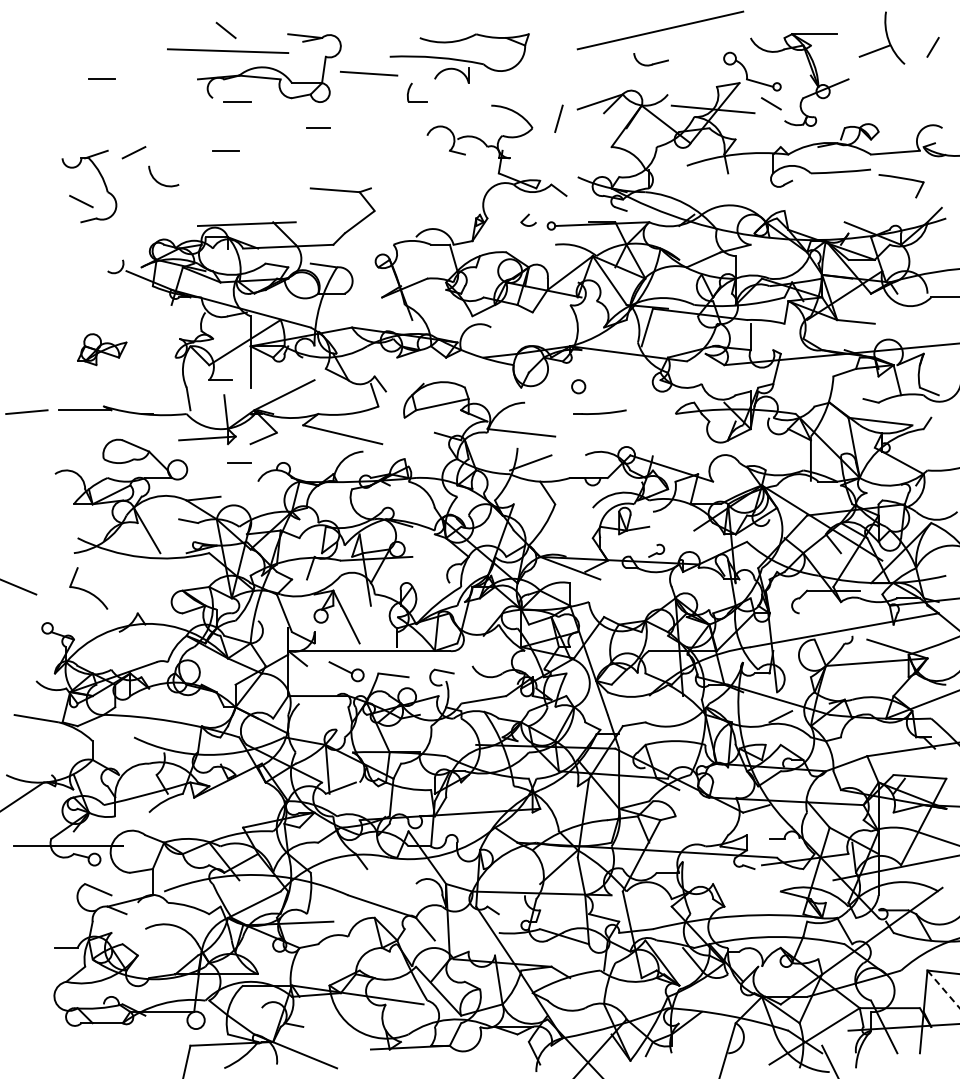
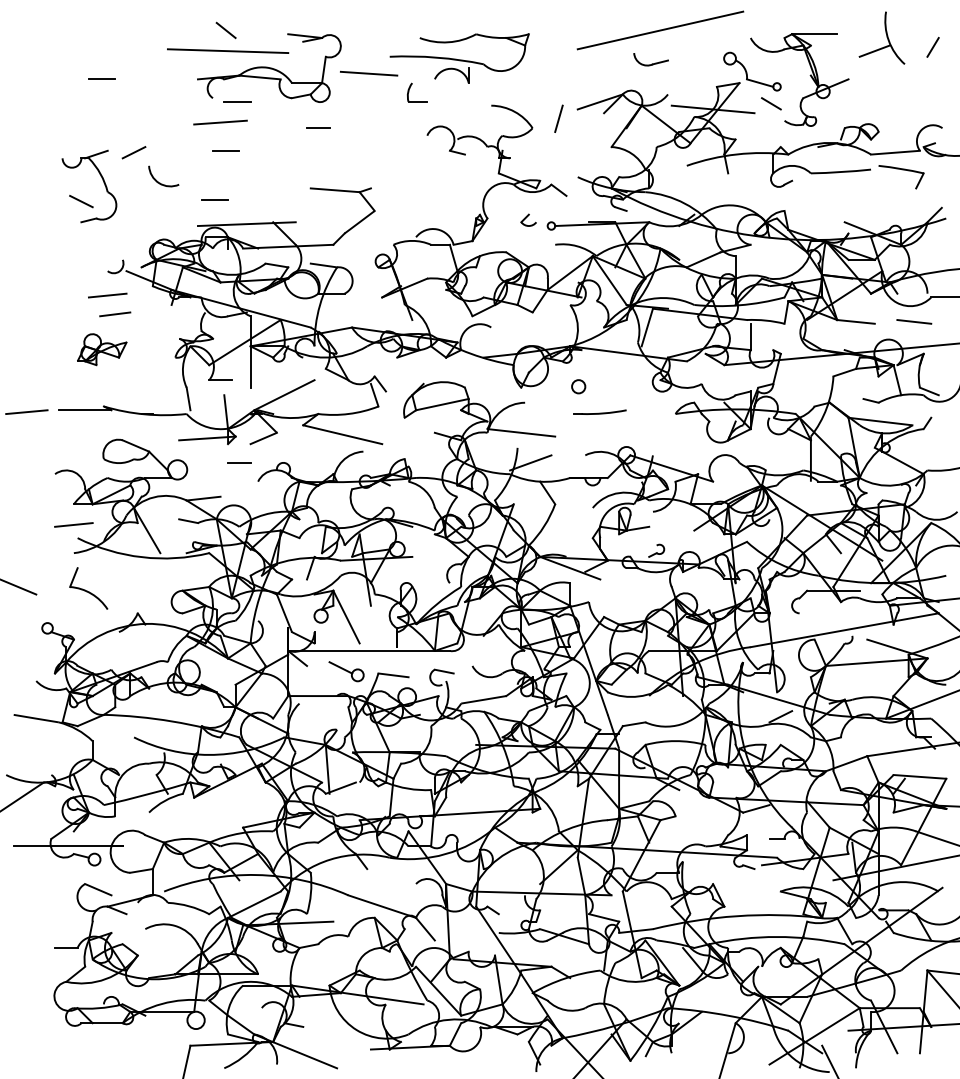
line: none -> present (220, 122)
part position: (902, 179) -> (902, 170) (902, 170)
line: none -> present (214, 199)
line: none -> present (107, 295)
line: none -> present (115, 314)
line: none -> present (914, 321)
line: none -> present (73, 524)
line: dashed -> solid (943, 989)
